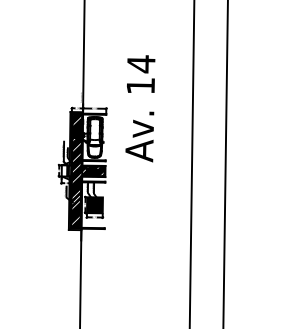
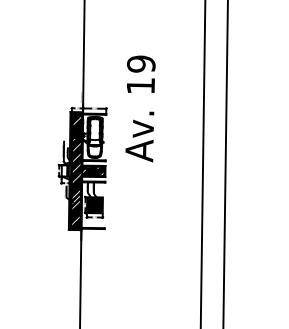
text: 14 -> 19 (141, 64)
line position: (191, 163) -> (202, 163) (202, 163)
